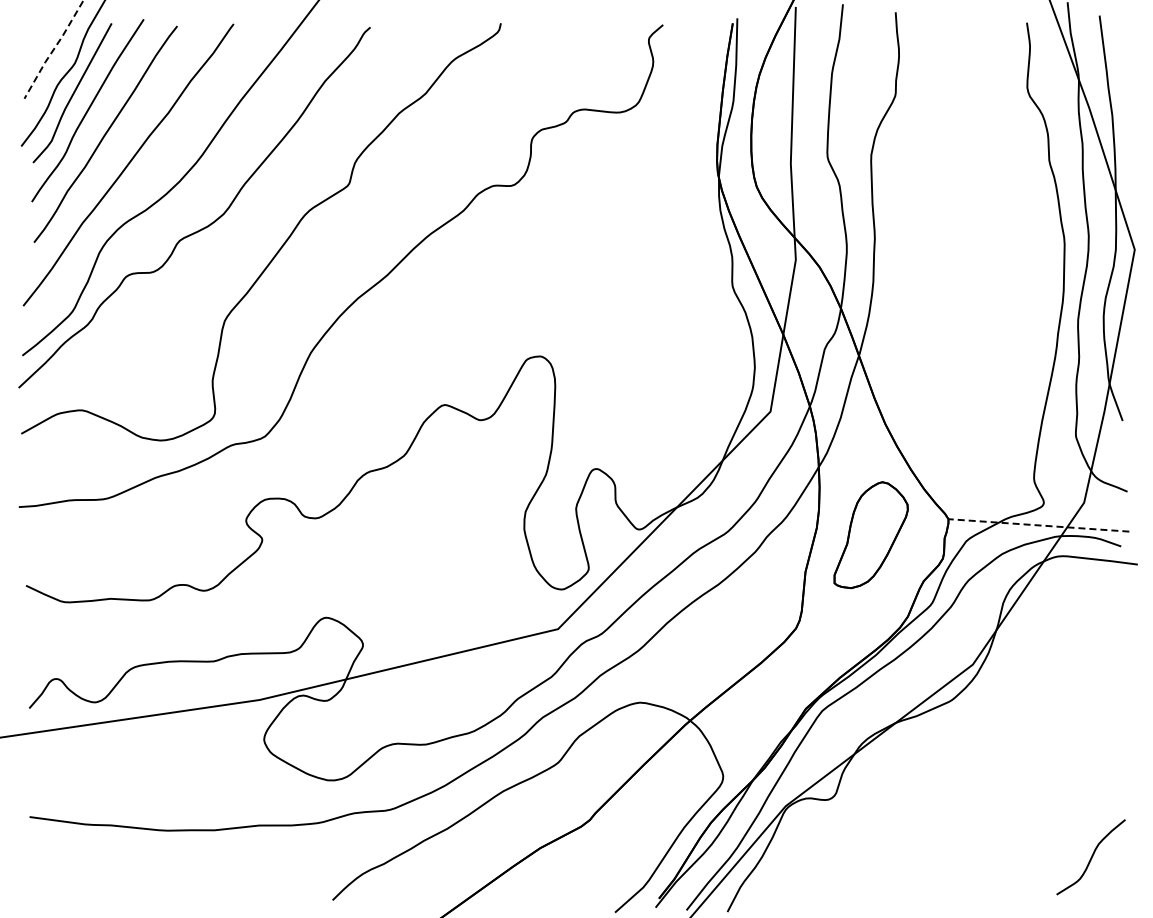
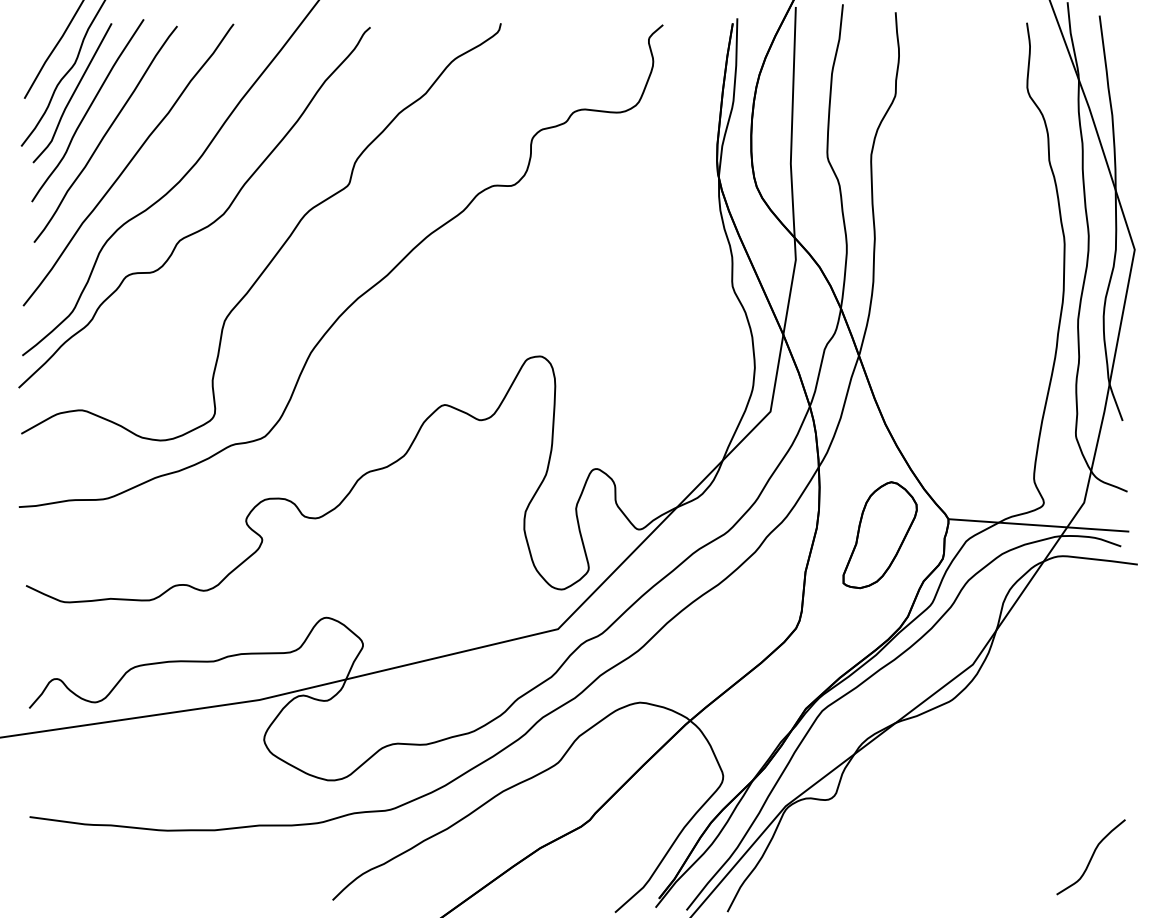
line: dashed -> solid (53, 50)
line: dashed -> solid (1038, 525)
part position: (870, 535) -> (879, 535) (879, 535)
